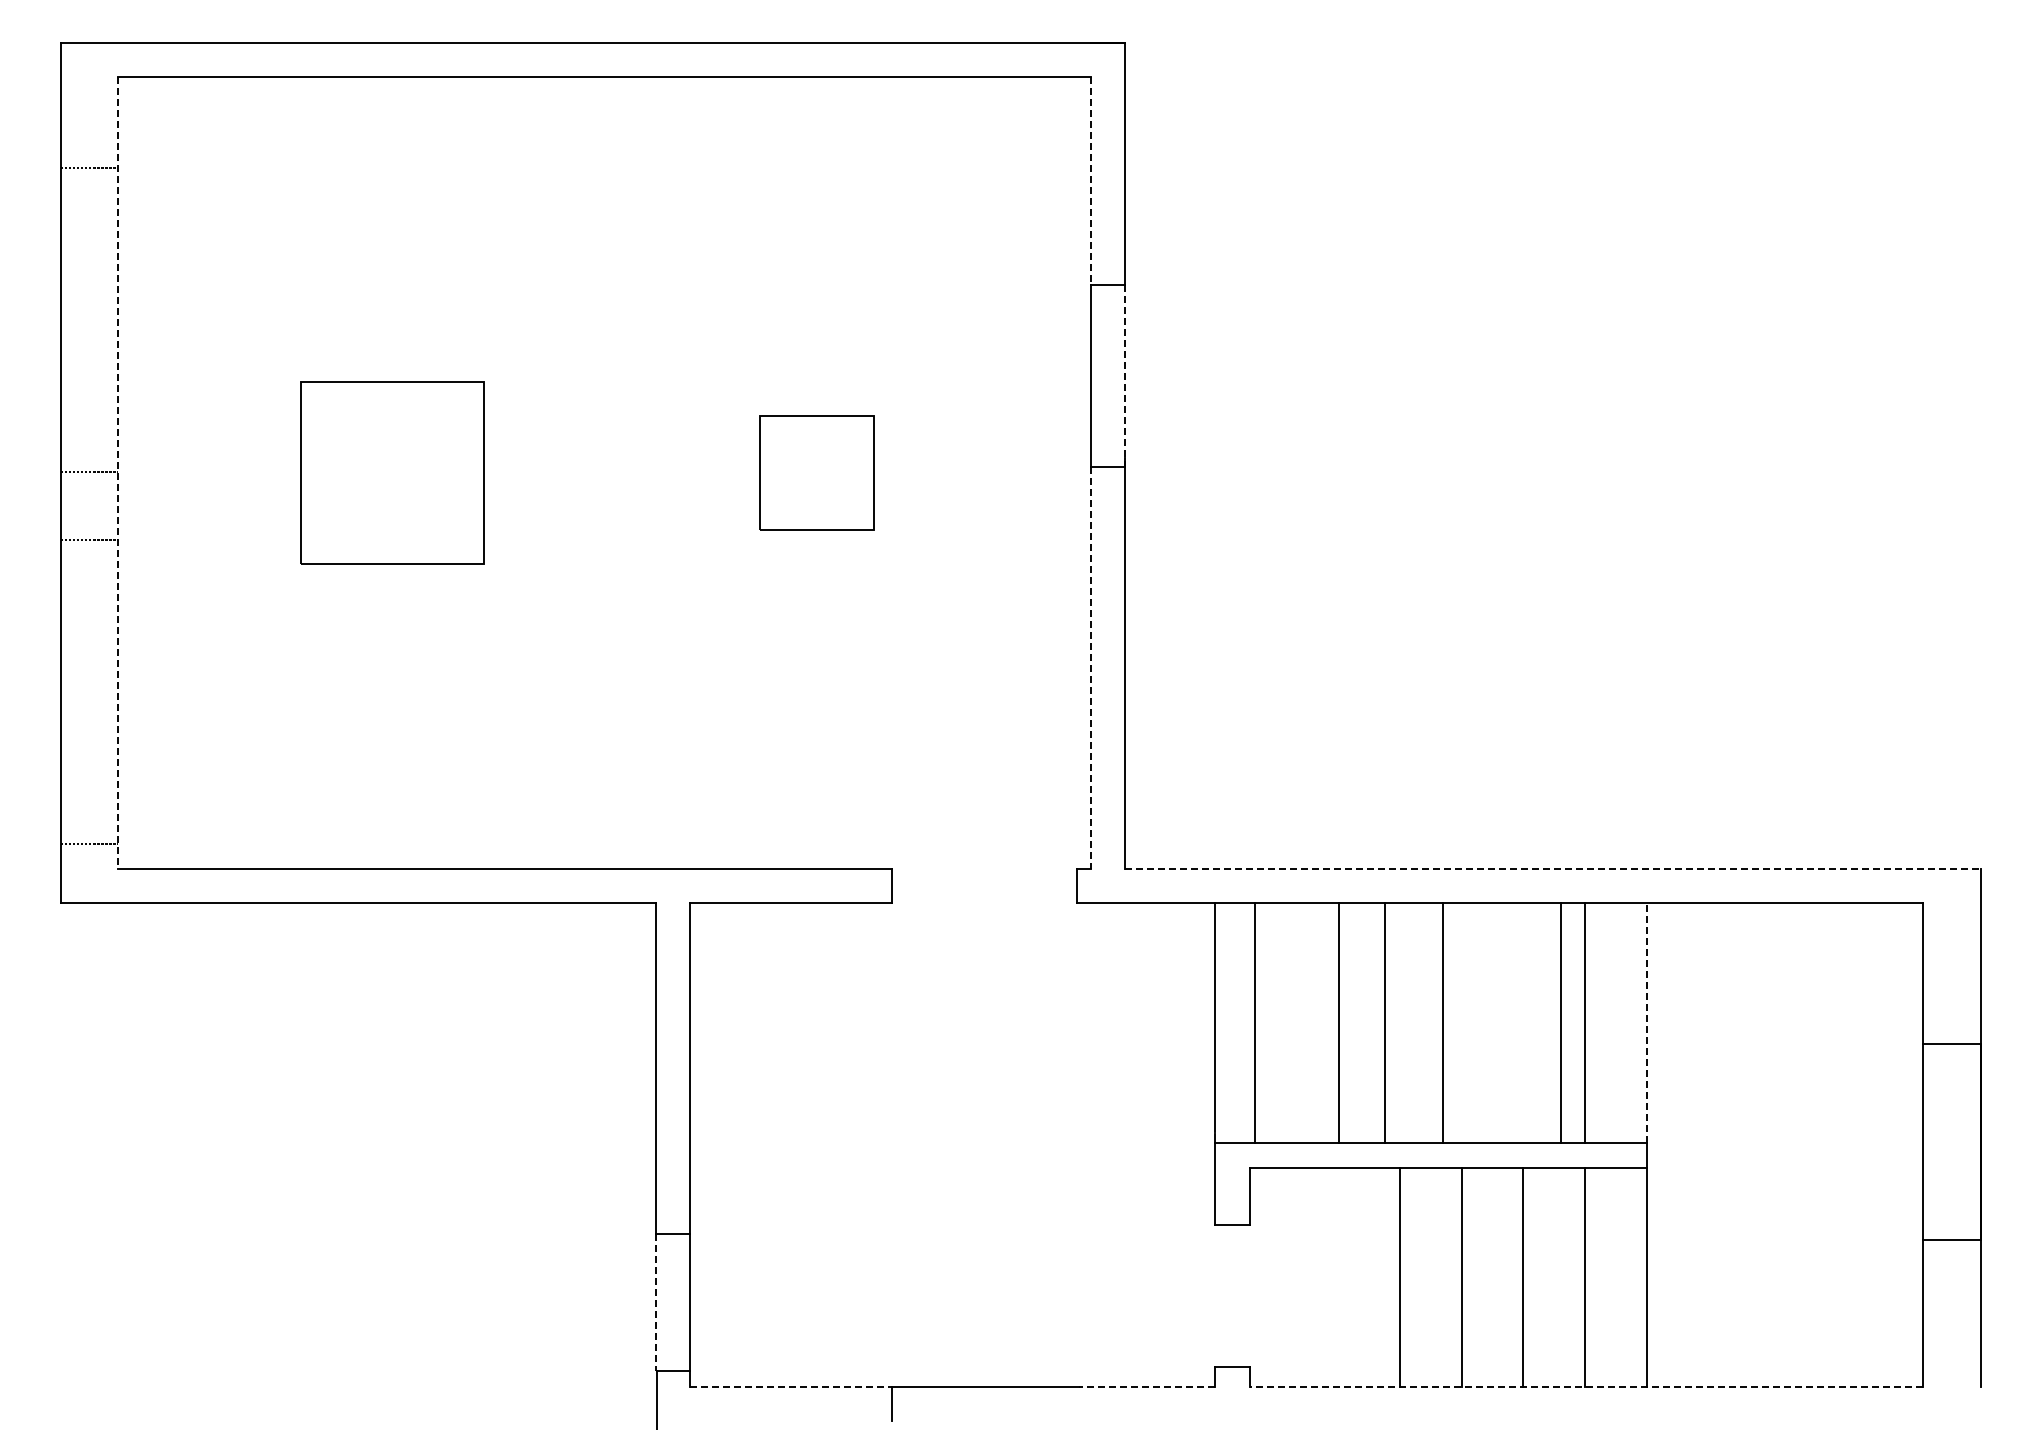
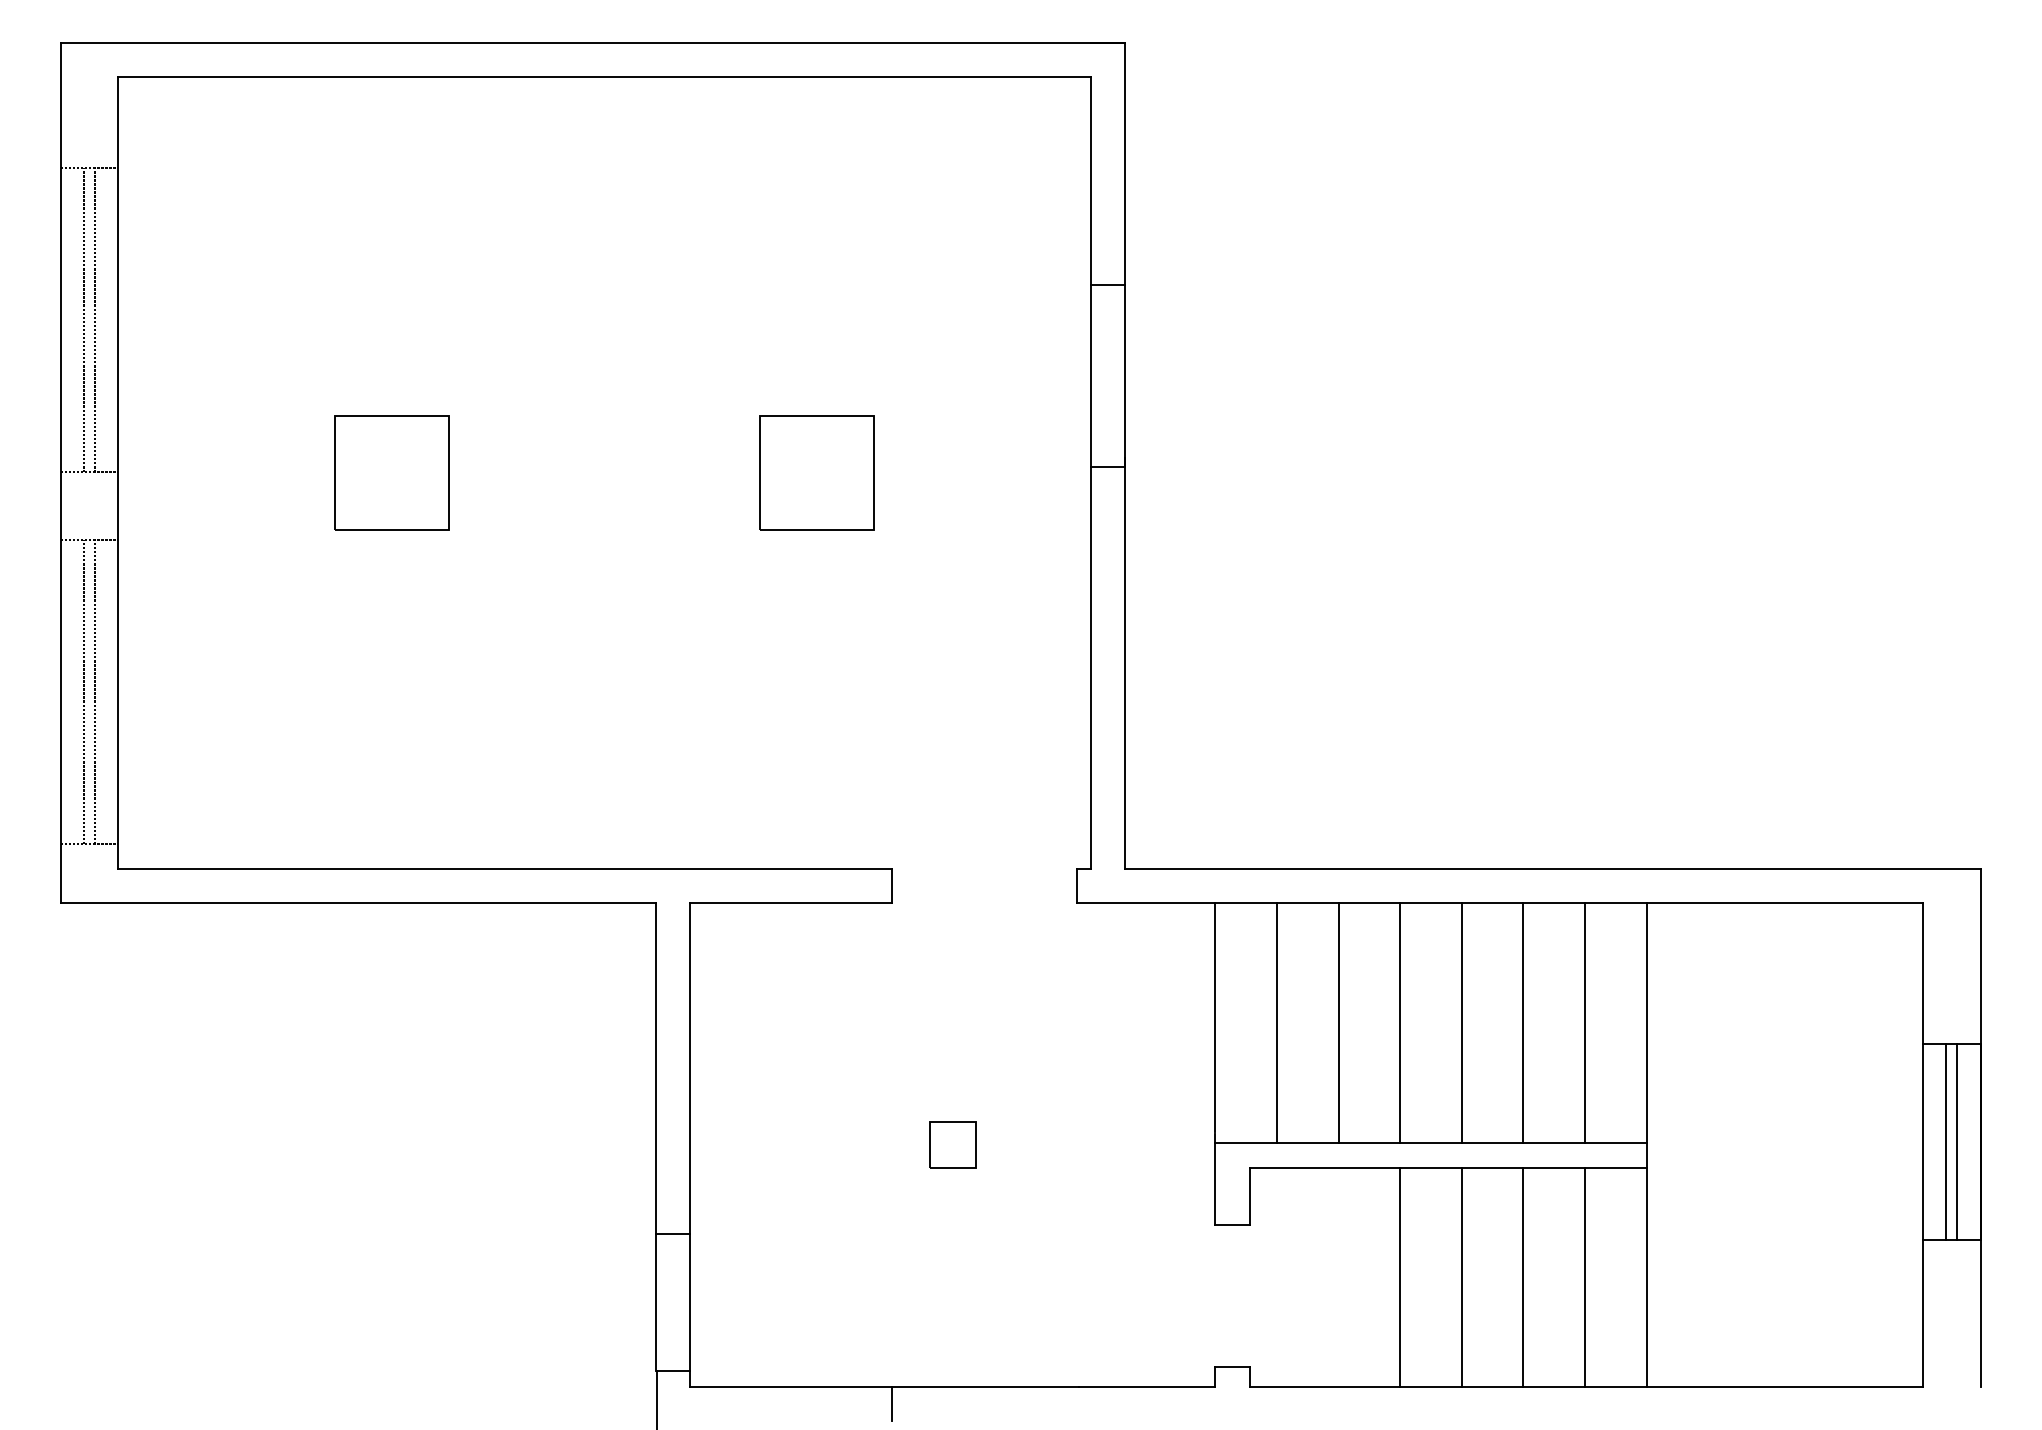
line: dashed -> solid (1090, 180)
line: none -> present (84, 319)
line: none -> present (95, 319)
line: dashed -> solid (1124, 376)
part size: 185x184 px -> 116x116 px (391, 472)
line: dashed -> solid (118, 473)
line: dashed -> solid (1090, 668)
line: none -> present (84, 691)
line: none -> present (95, 691)
line: dashed -> solid (1552, 869)
line position: (1254, 1022) -> (1276, 1022) (1276, 1022)
line position: (1385, 1022) -> (1400, 1022) (1400, 1022)
line position: (1442, 1022) -> (1461, 1022) (1461, 1022)
line position: (1561, 1022) -> (1523, 1022) (1523, 1022)
line: dashed -> solid (1646, 1023)
line: none -> present (1945, 1141)
line: none -> present (1957, 1141)
part: none -> present (952, 1144)
line: dashed -> solid (656, 1303)
line: dashed -> solid (791, 1387)
line: dashed -> solid (1146, 1387)
line: dashed -> solid (1586, 1387)
